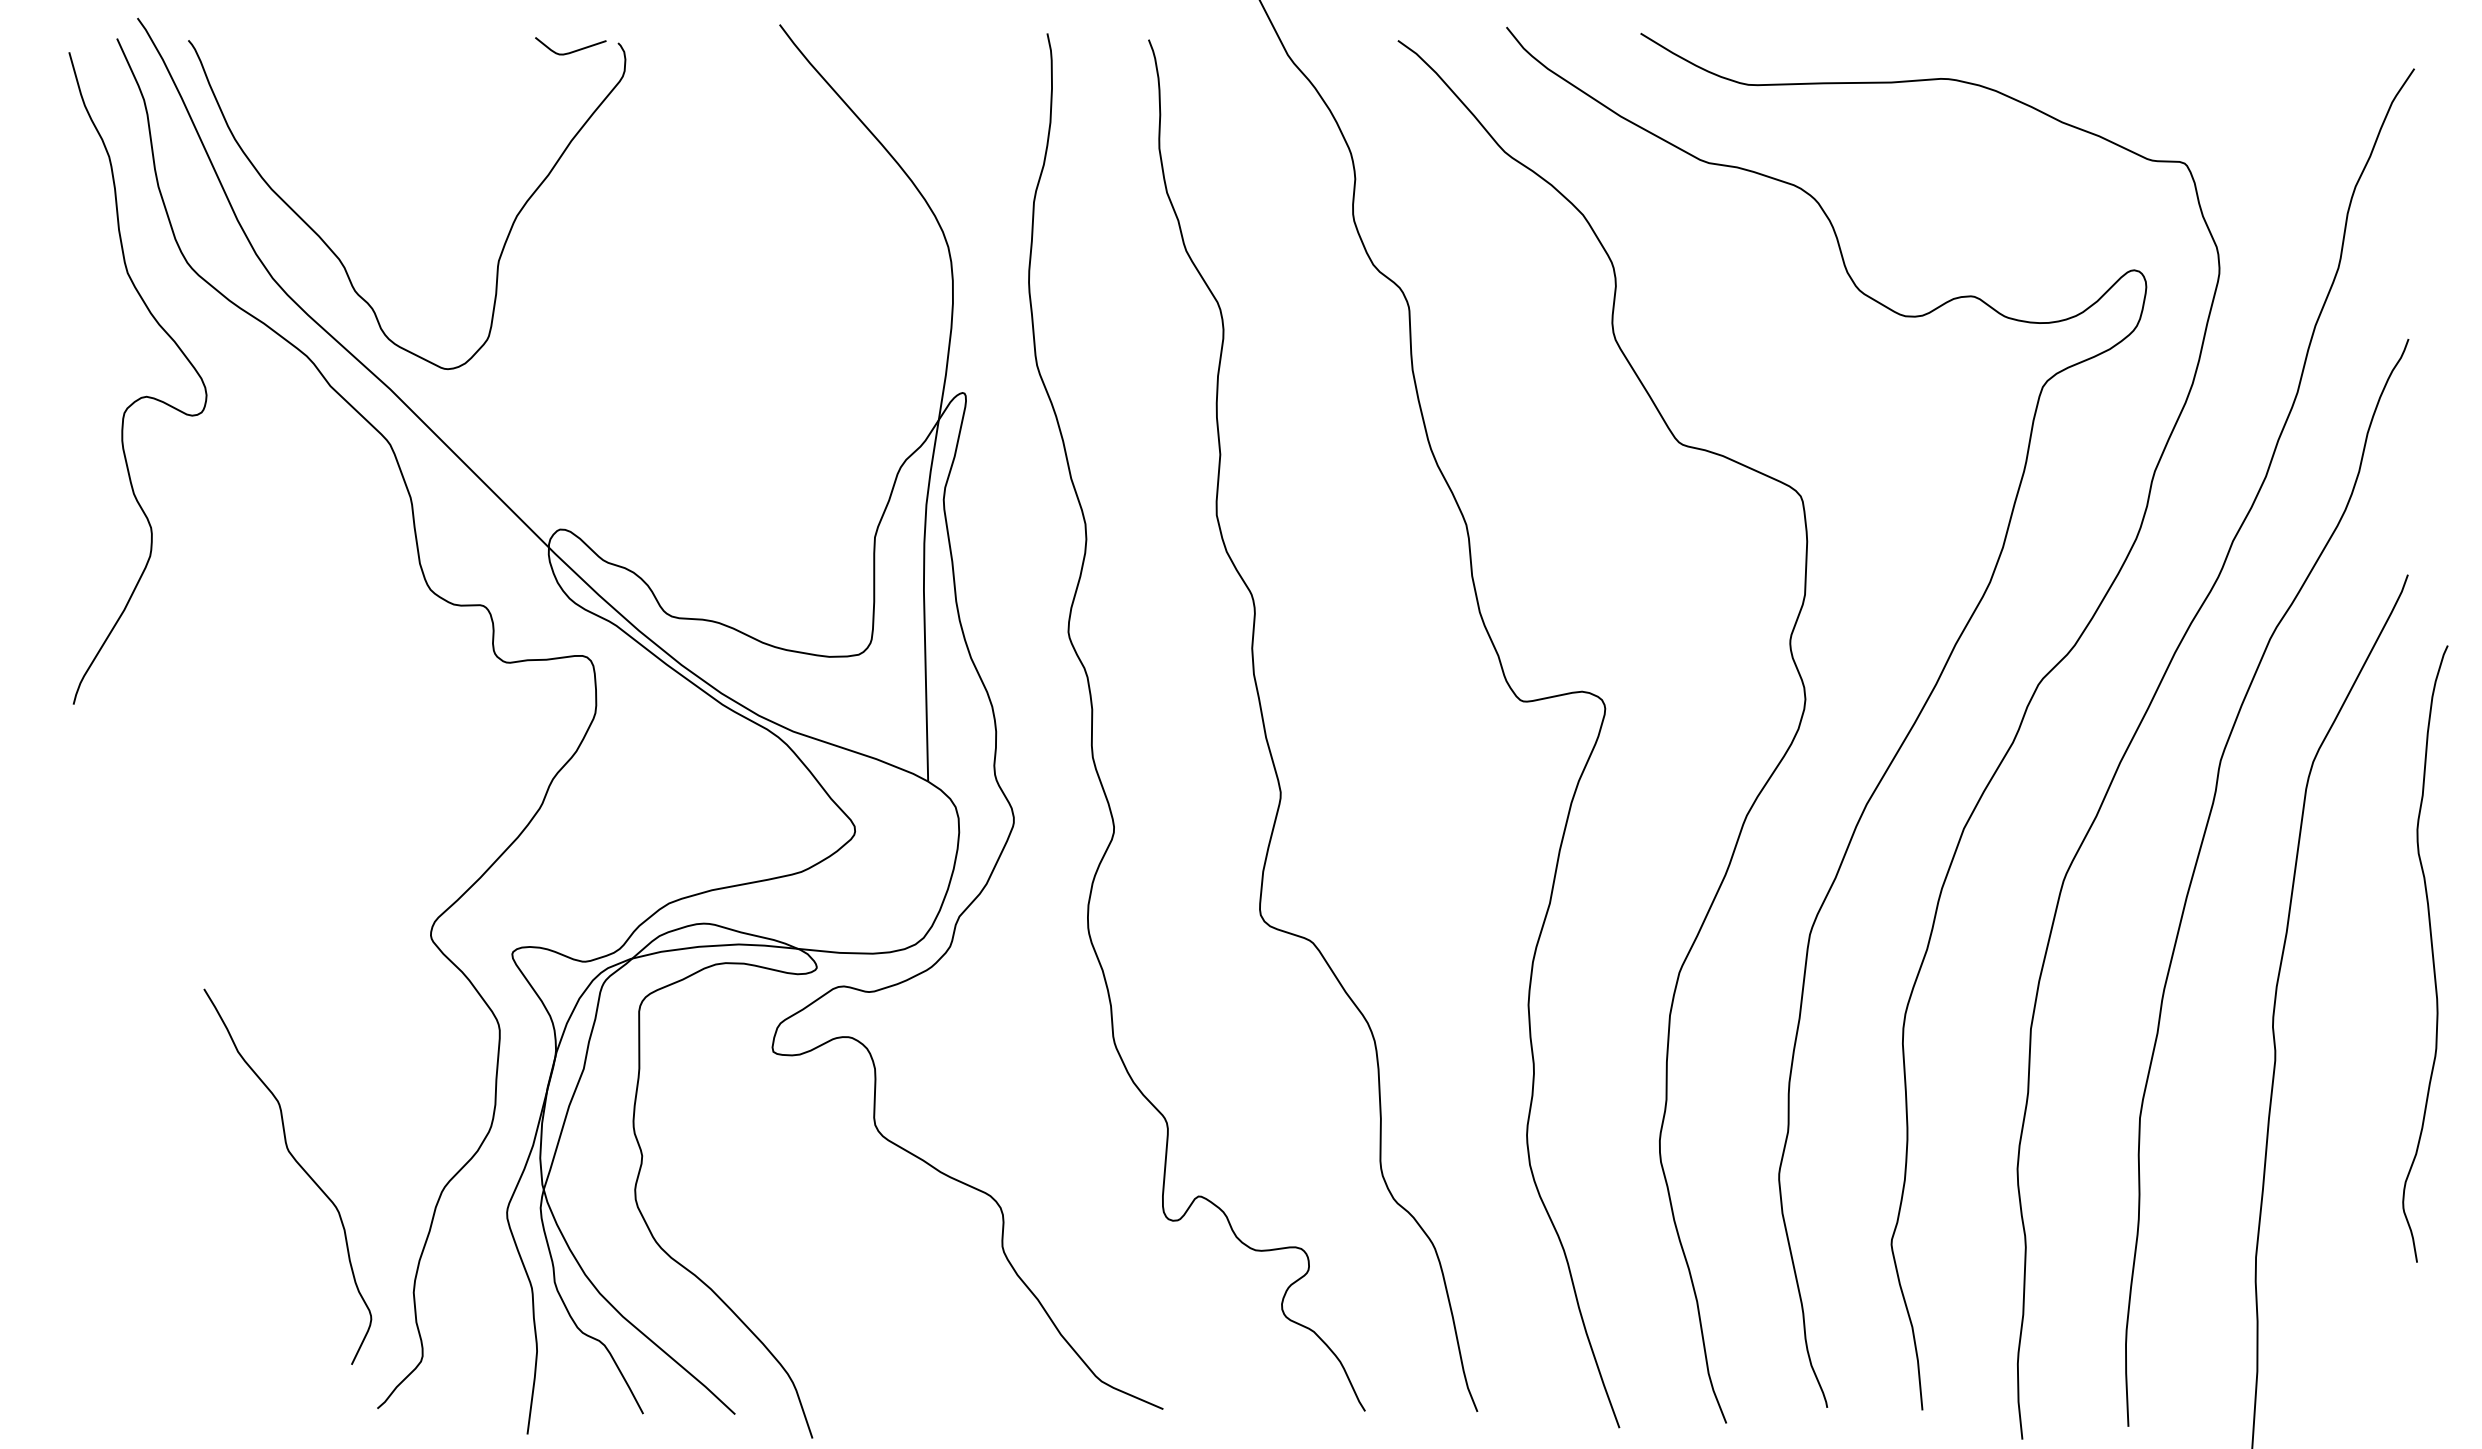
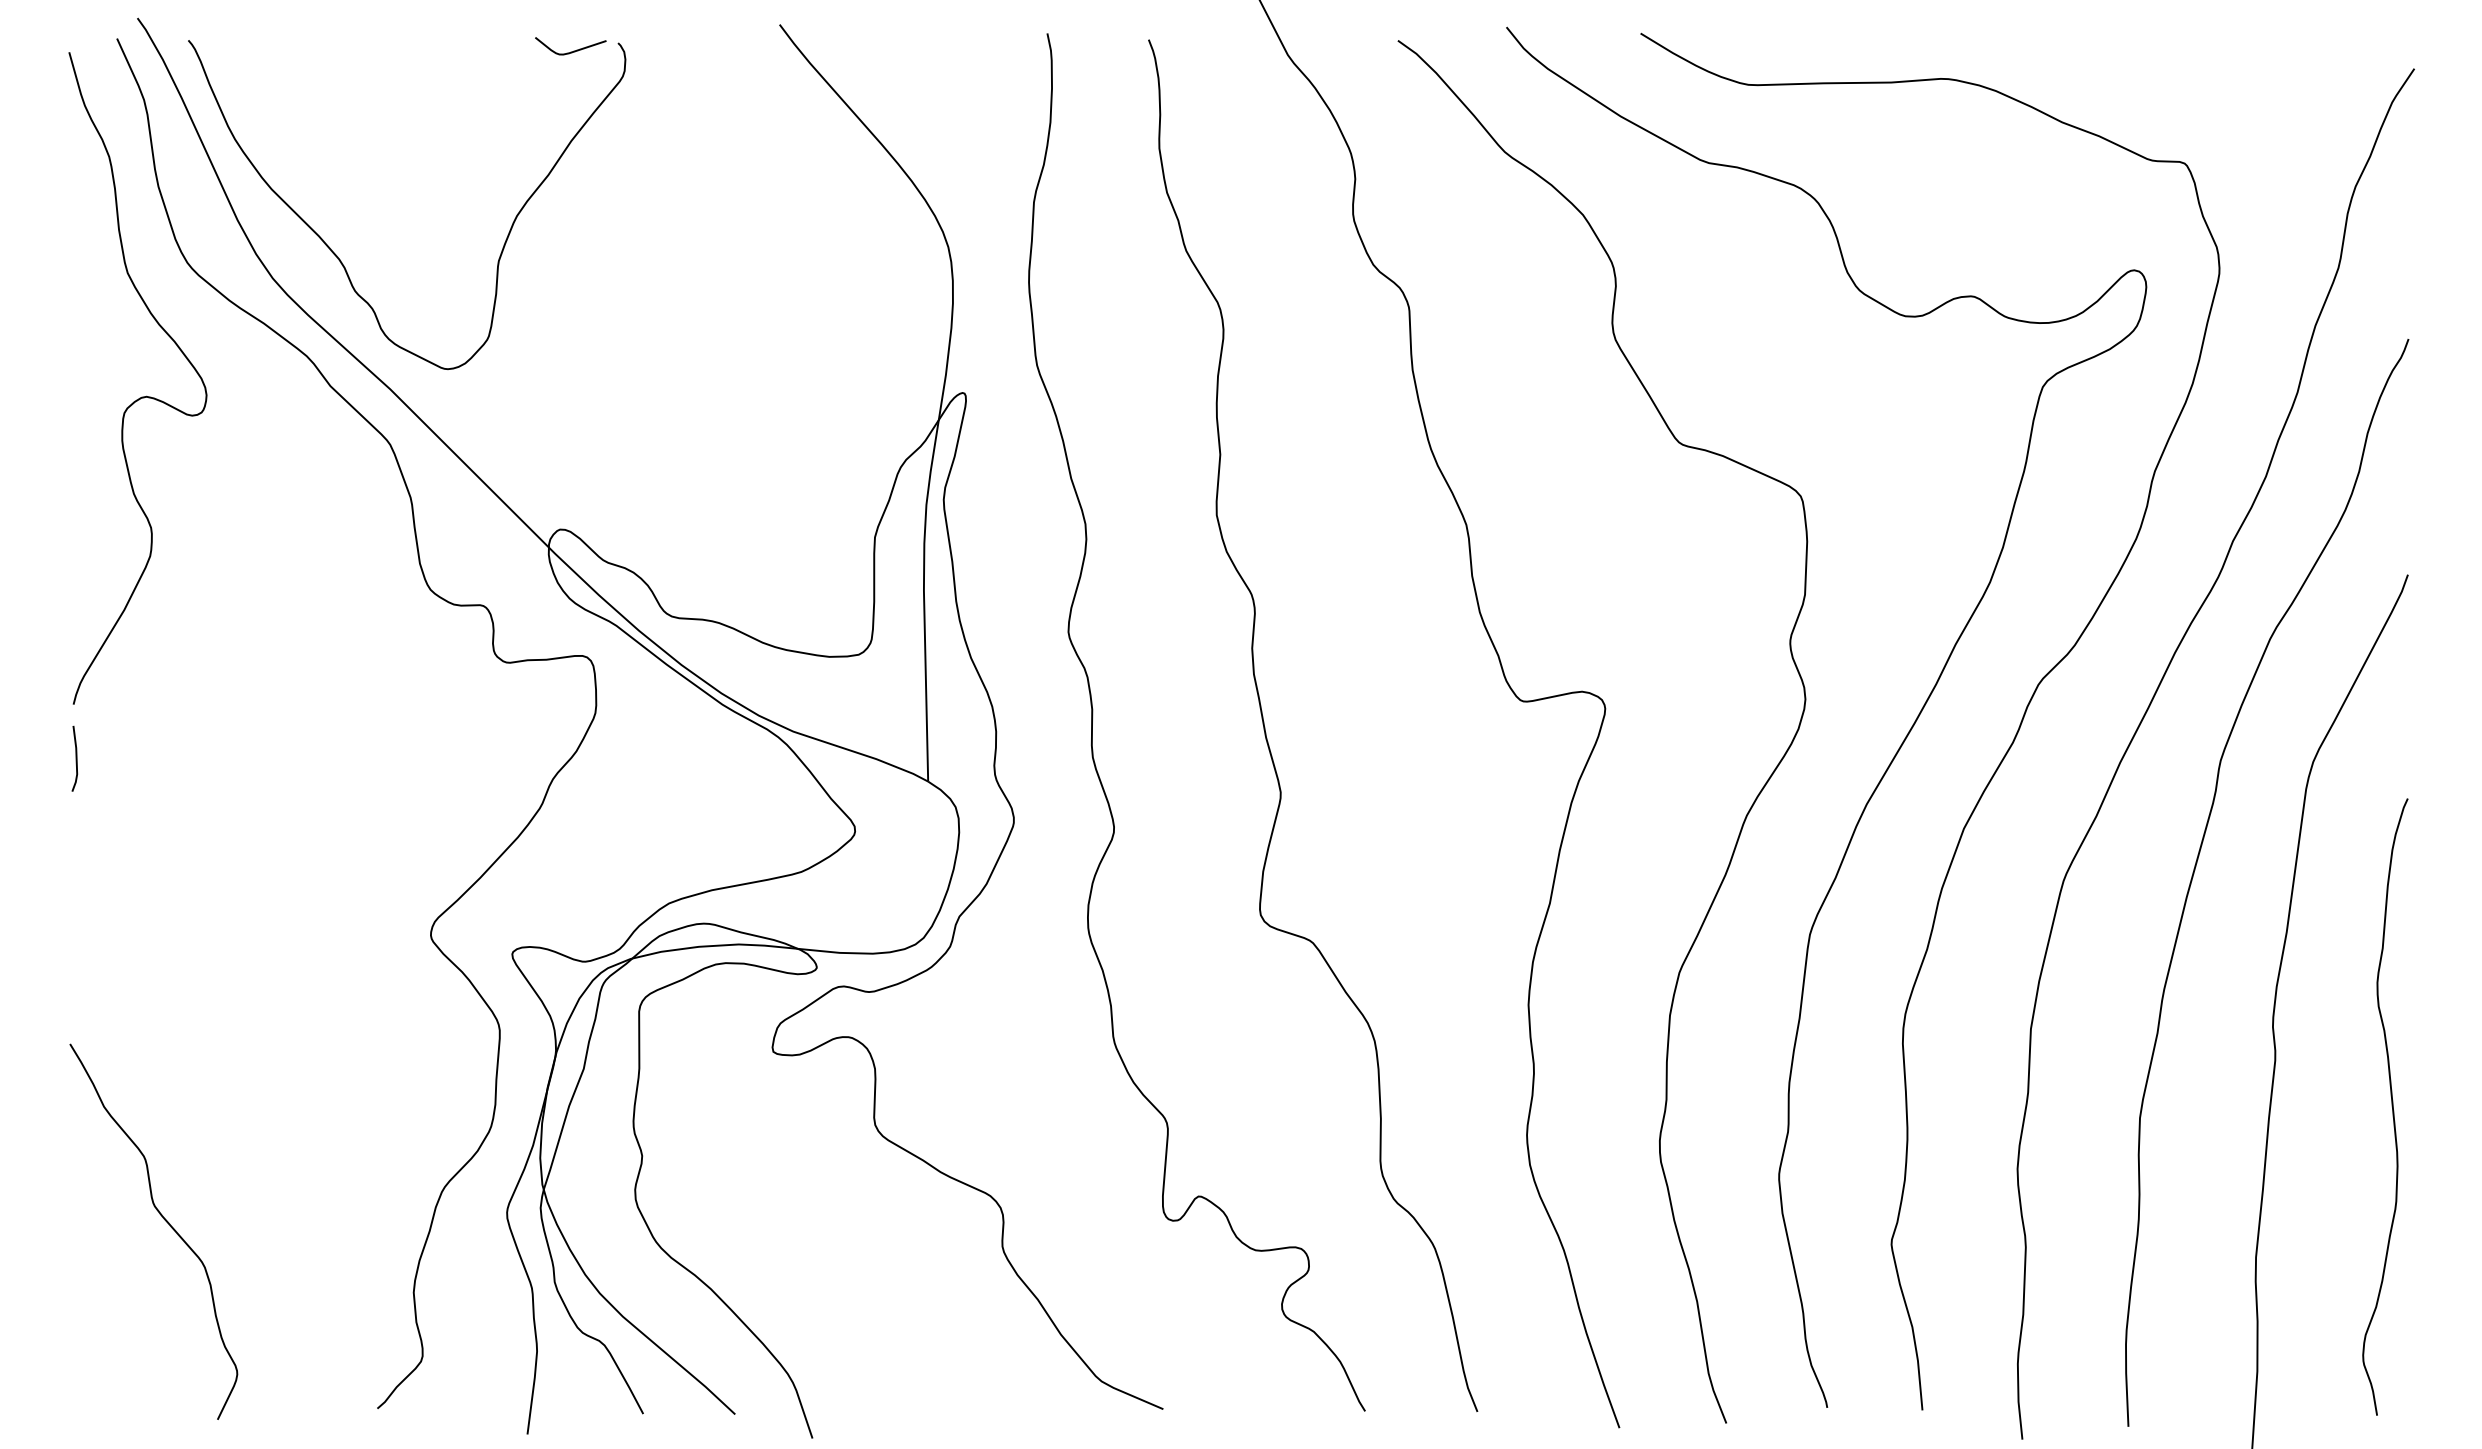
line: none -> present (75, 758)
curve position: (2431, 953) -> (2391, 1106) (2391, 1106)
curve position: (298, 1165) -> (164, 1220) (164, 1220)
